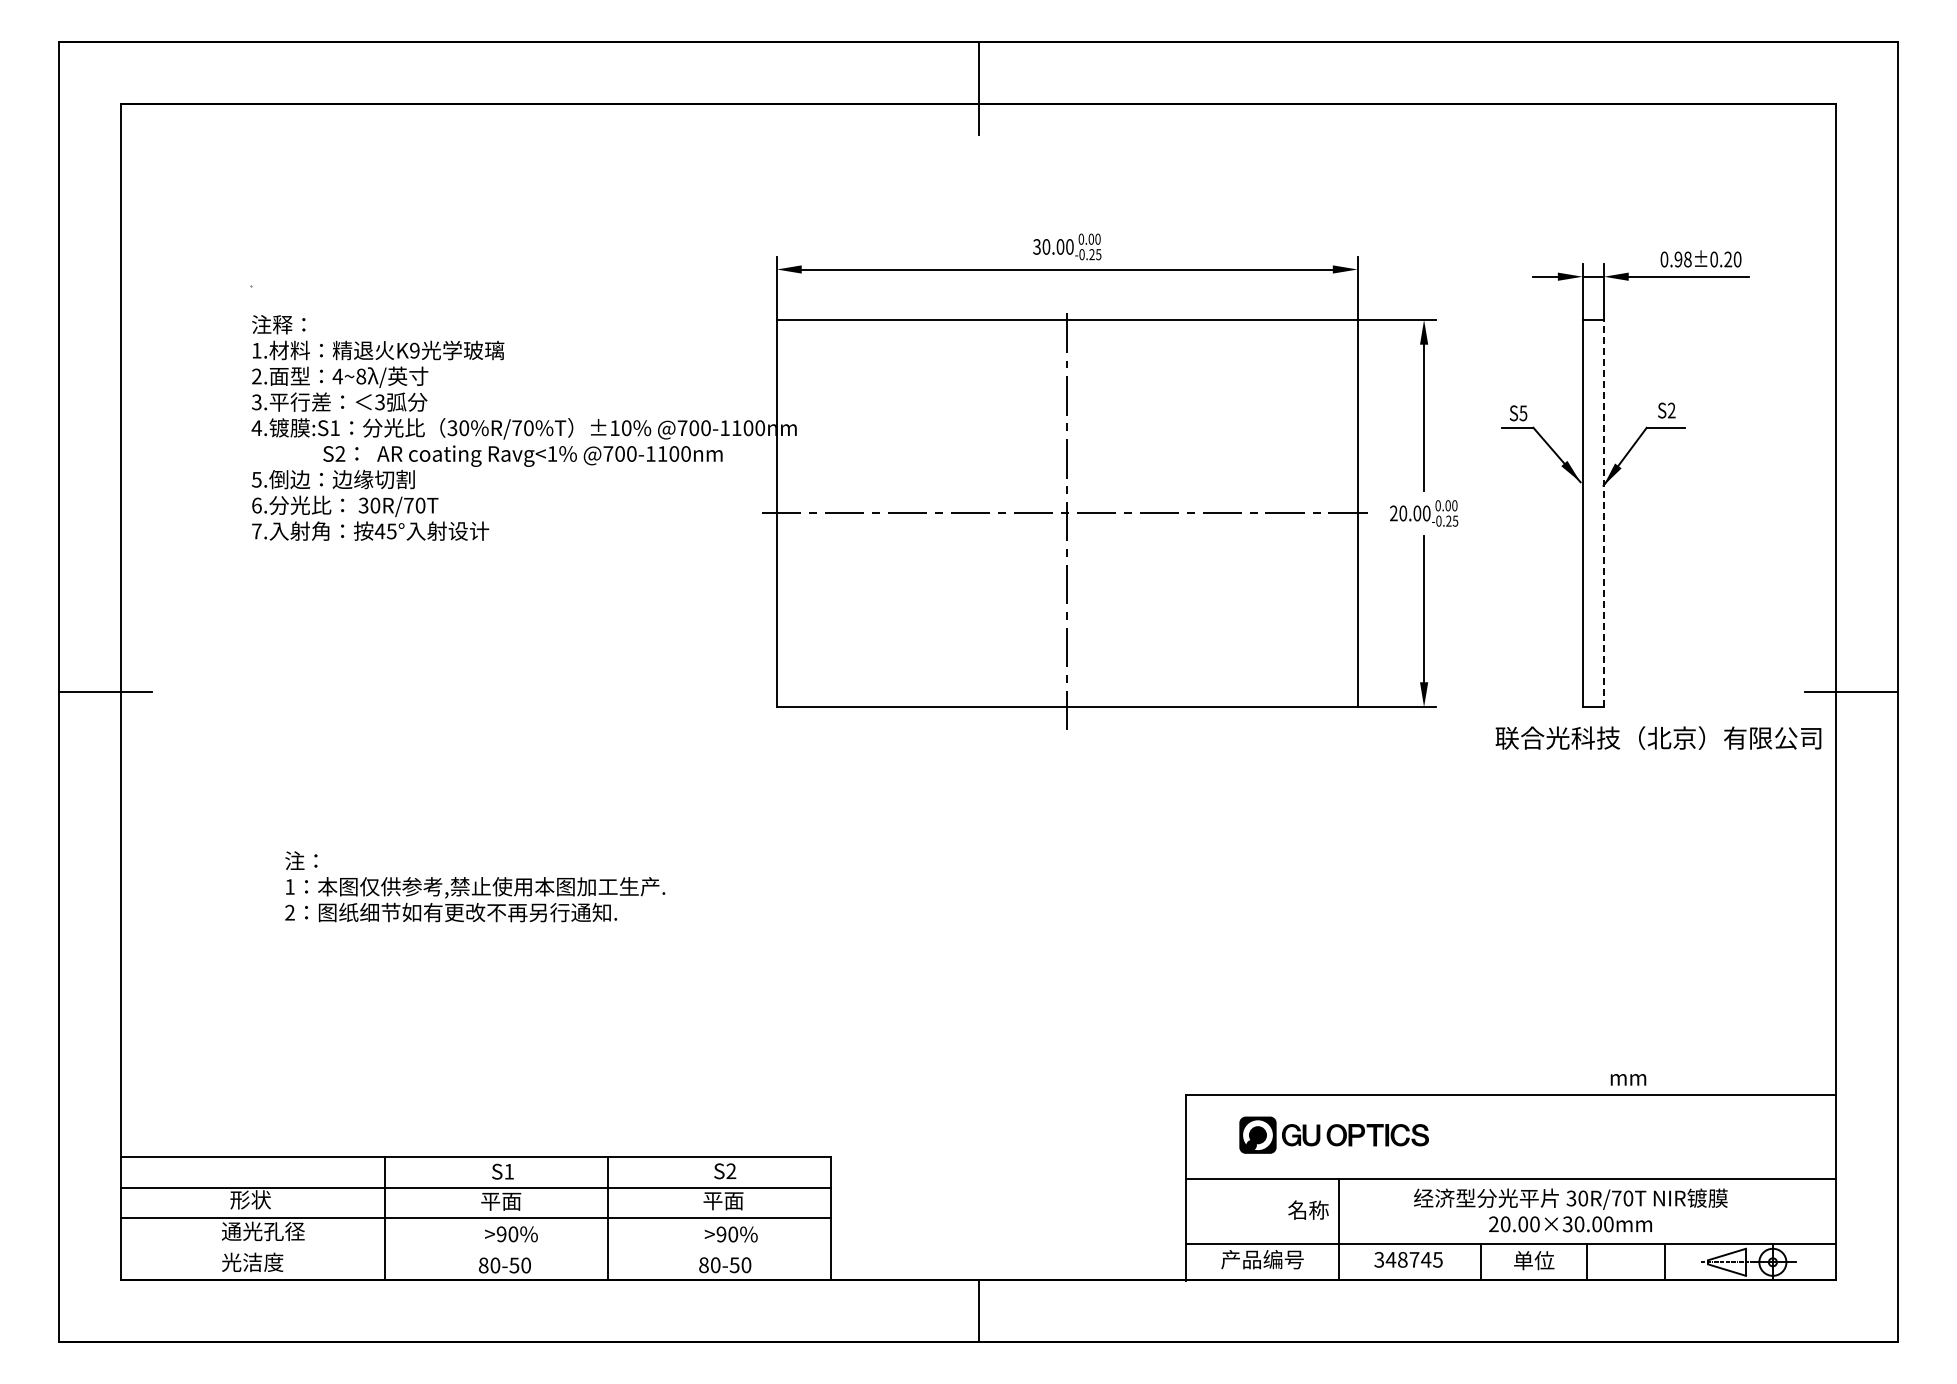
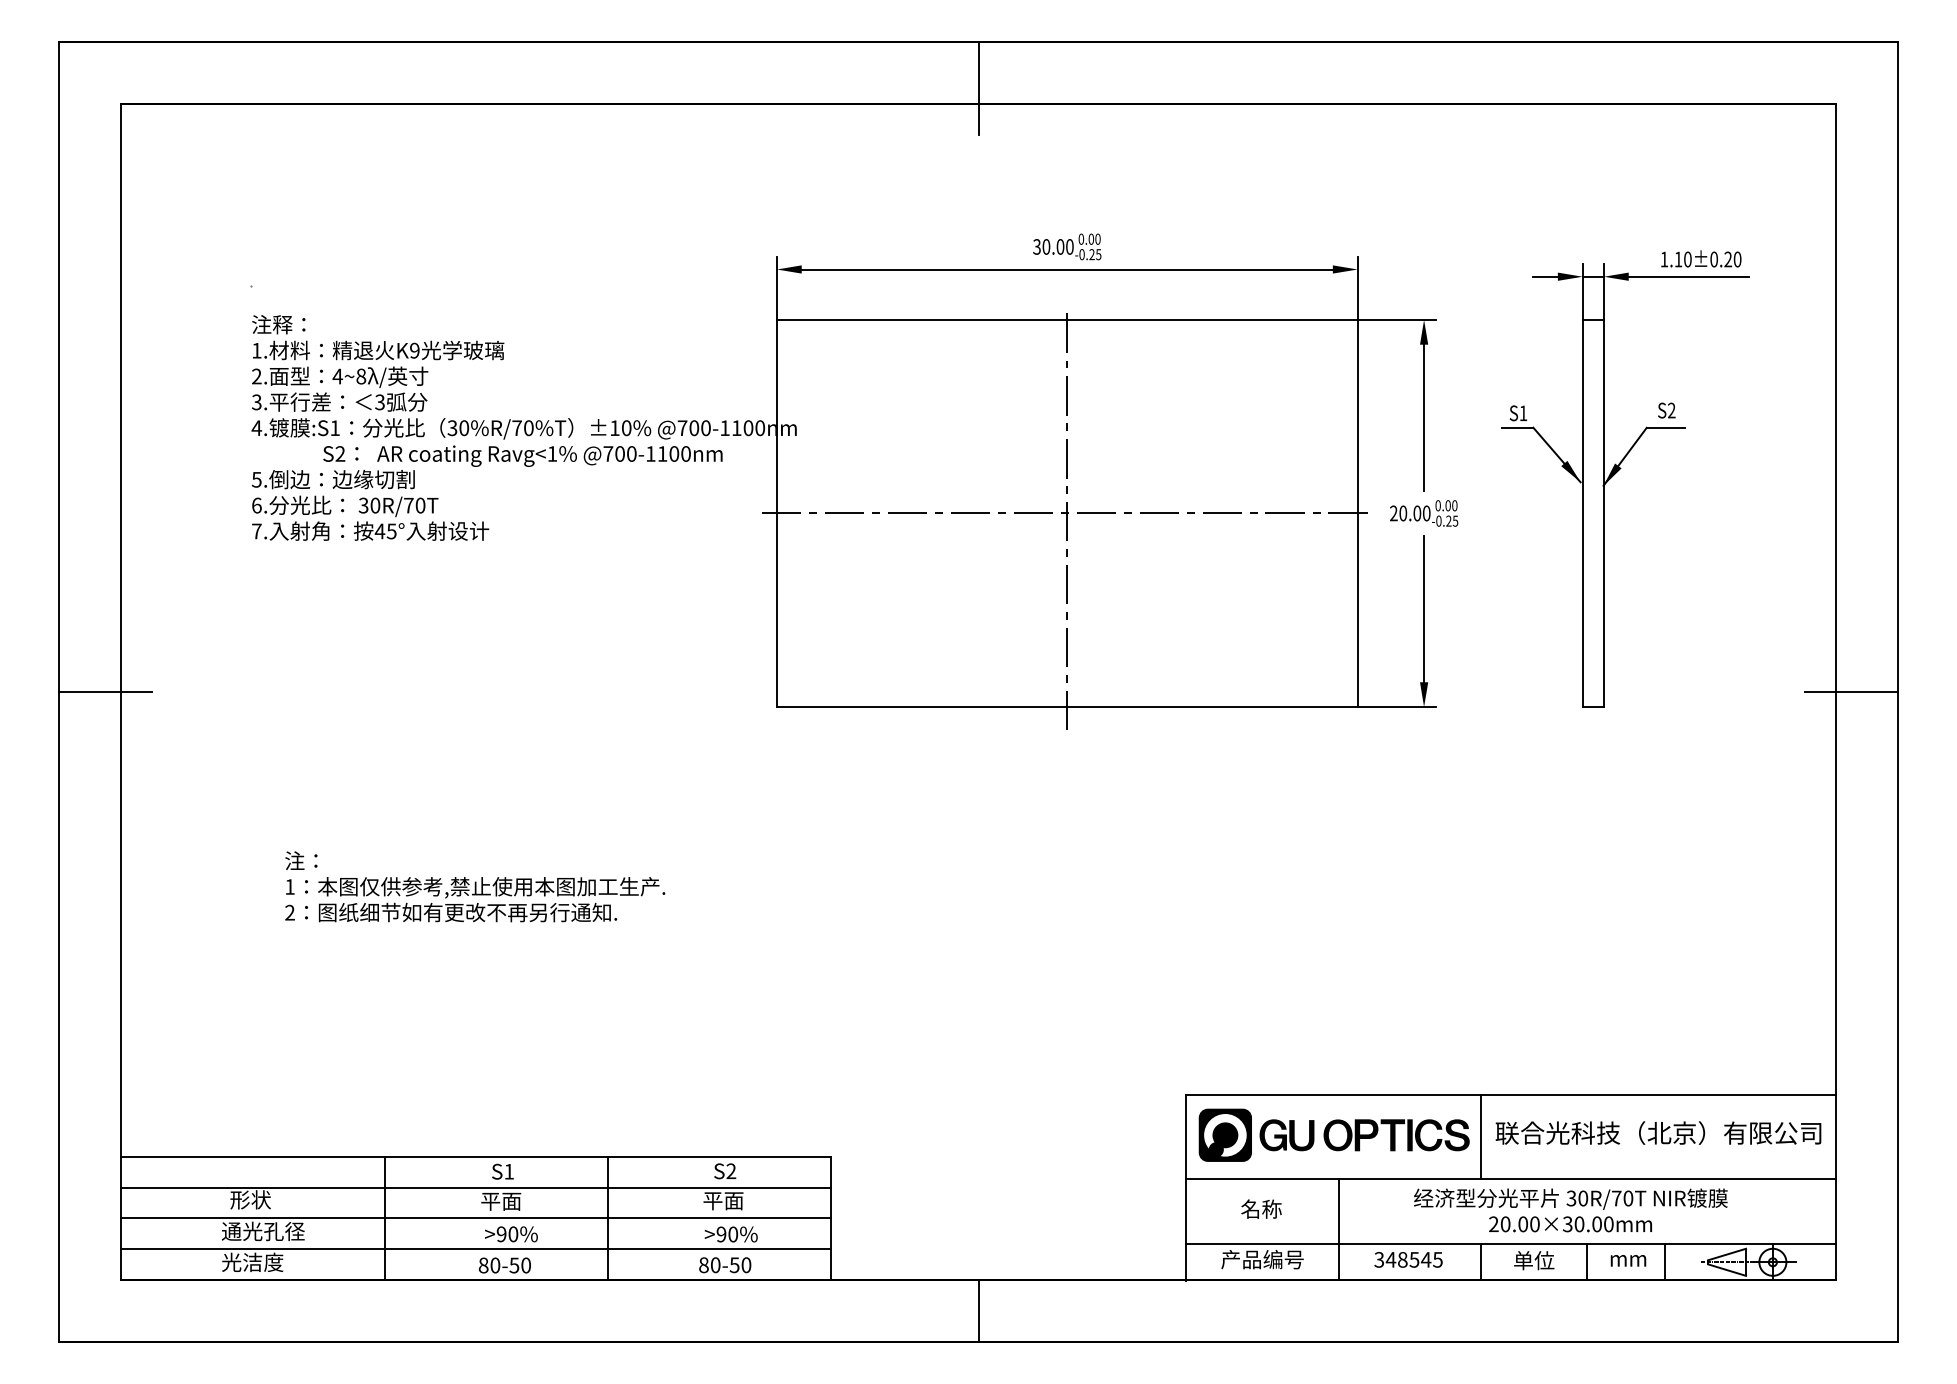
text: 0.98±0.20 -> 1.10±0.20 (1675, 259)
text: S5 -> S1 (1523, 413)
line: dashed -> solid (1603, 513)
text position: (1658, 737) -> (1658, 1132) (1658, 1132)
text position: (1628, 1079) -> (1628, 1260) (1628, 1260)
part size: 190x38 px -> 272x54 px (1333, 1134)
line: none -> present (1481, 1136)
text position: (1308, 1209) -> (1261, 1208) (1261, 1208)
line: none -> present (475, 1249)
text: 348745 -> 348545 (1414, 1259)
